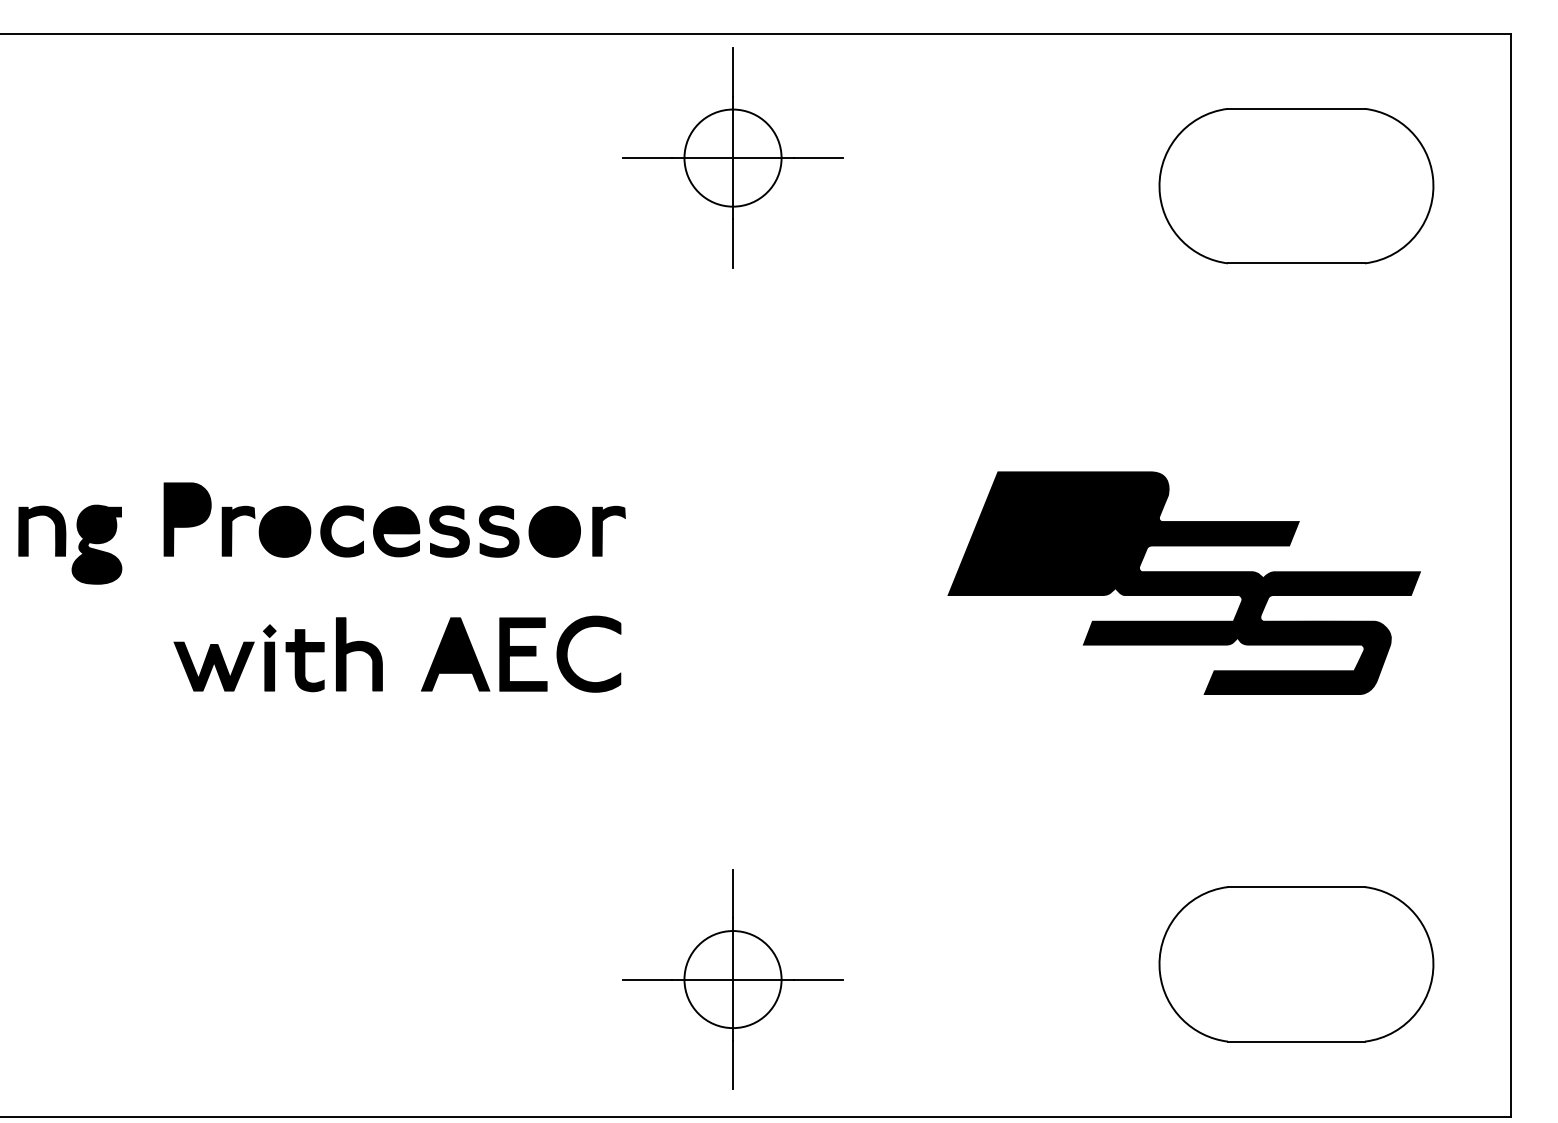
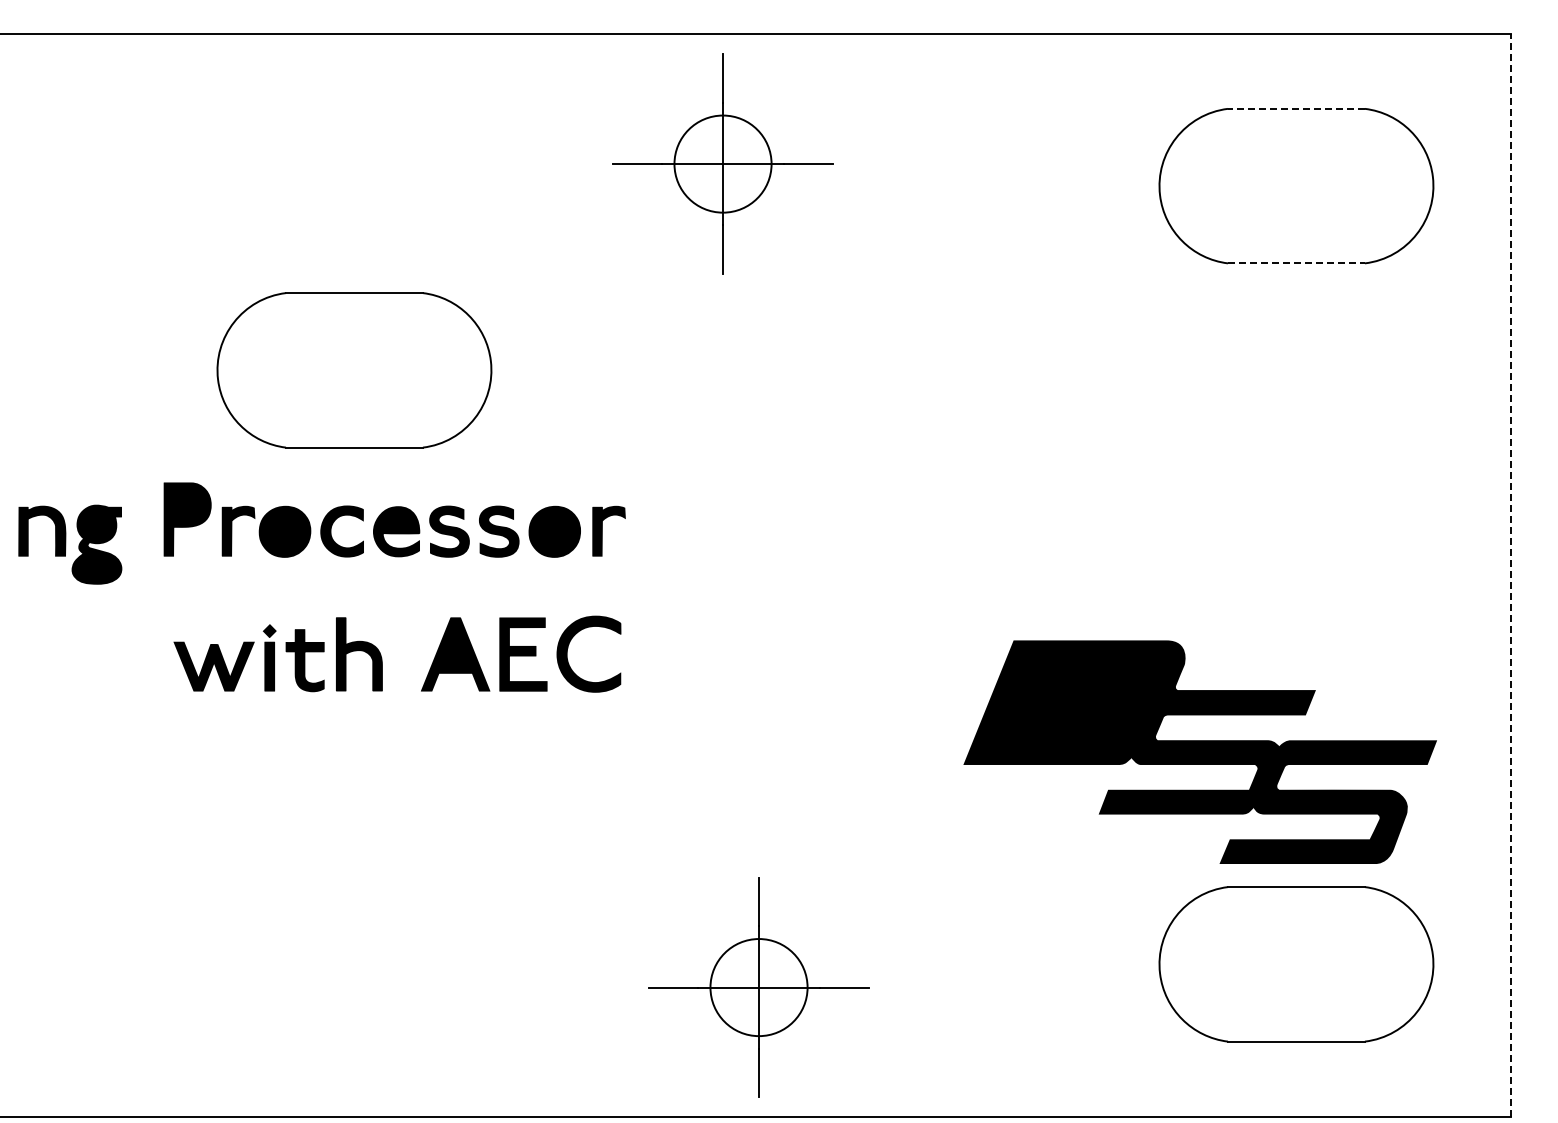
line: solid -> dashed (1295, 108)
part position: (732, 157) -> (722, 163) (722, 163)
line: solid -> dashed (1296, 263)
part: none -> present (354, 370)
line: solid -> dashed (1511, 575)
part position: (1183, 582) -> (1199, 751) (1199, 751)
part position: (732, 979) -> (758, 987) (758, 987)
